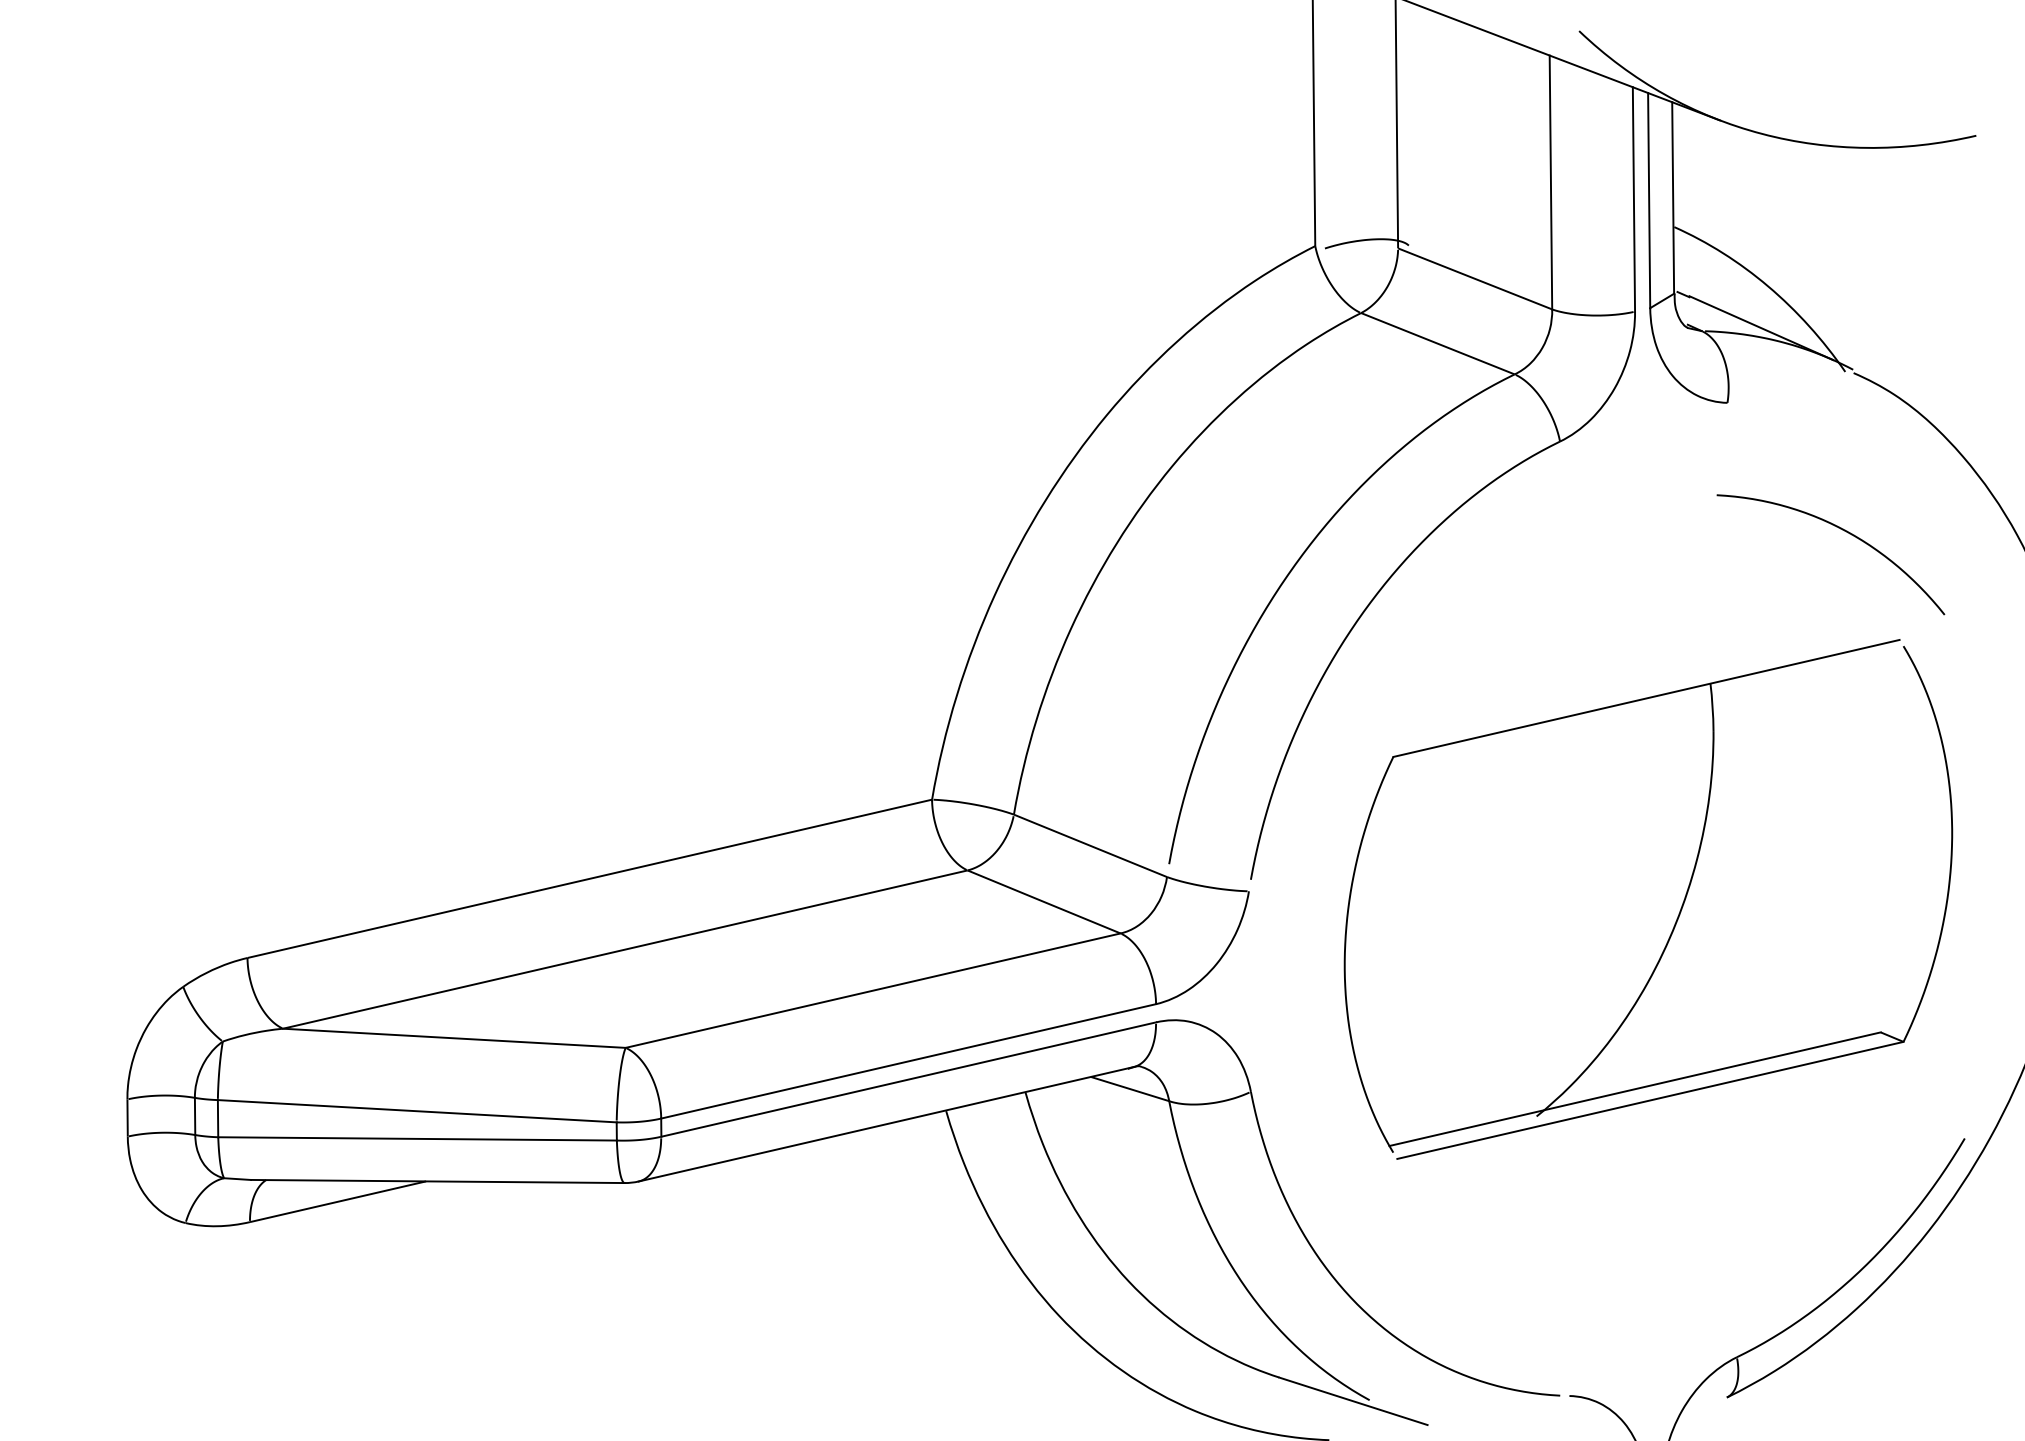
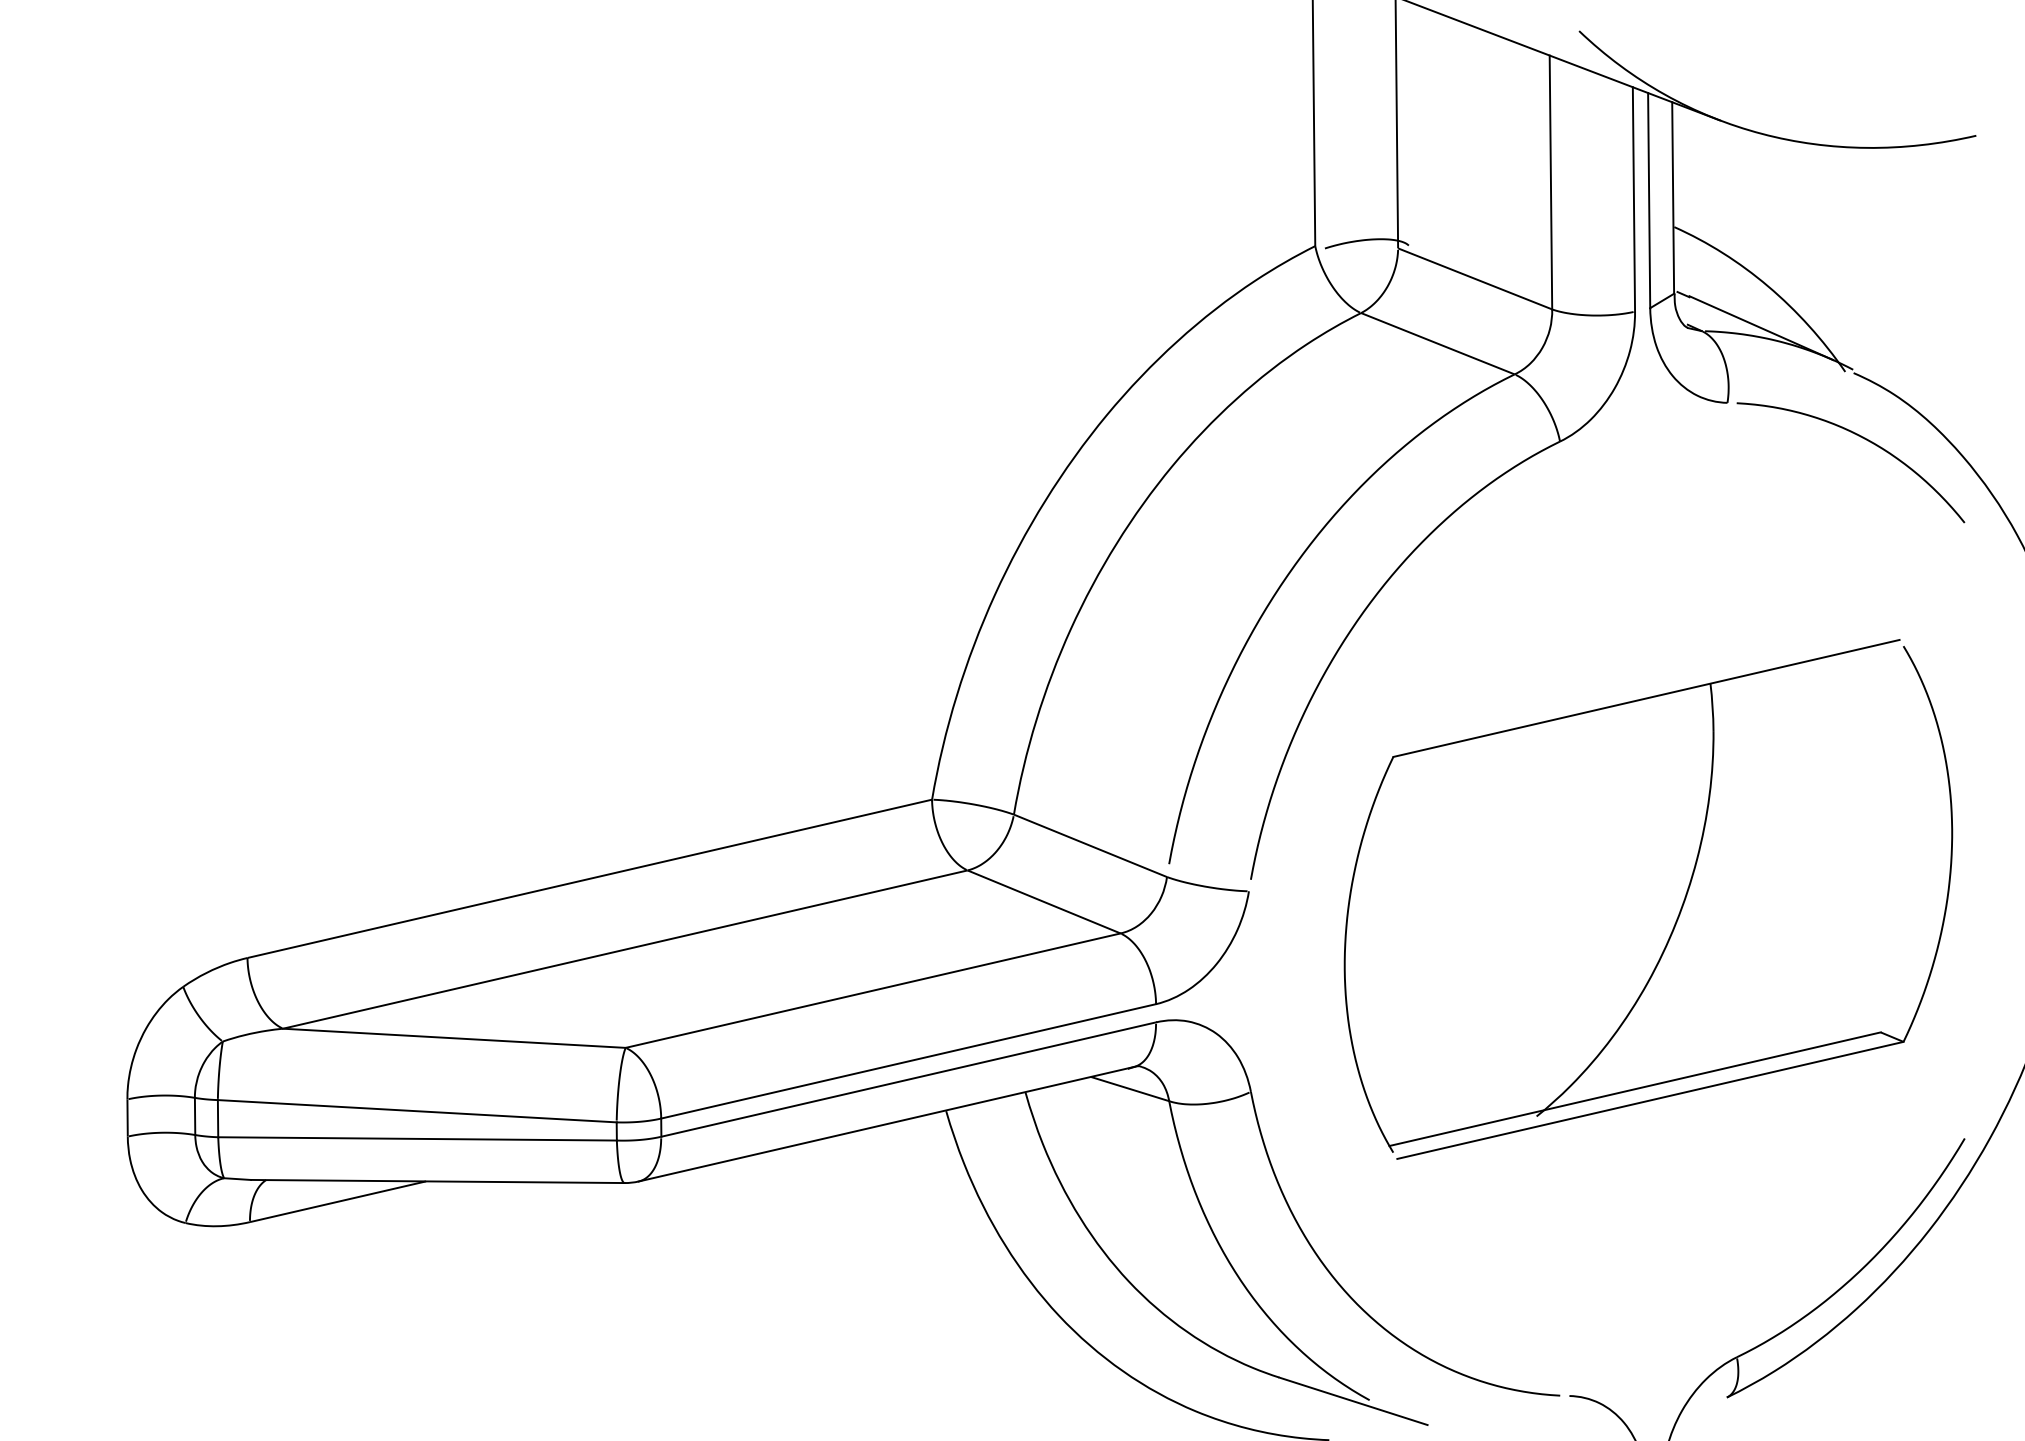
curve position: (1842, 530) -> (1862, 438) (1862, 438)
